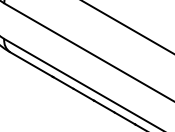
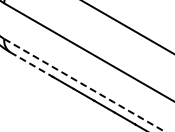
line: solid -> dashed (31, 64)
line: solid -> dashed (84, 85)
